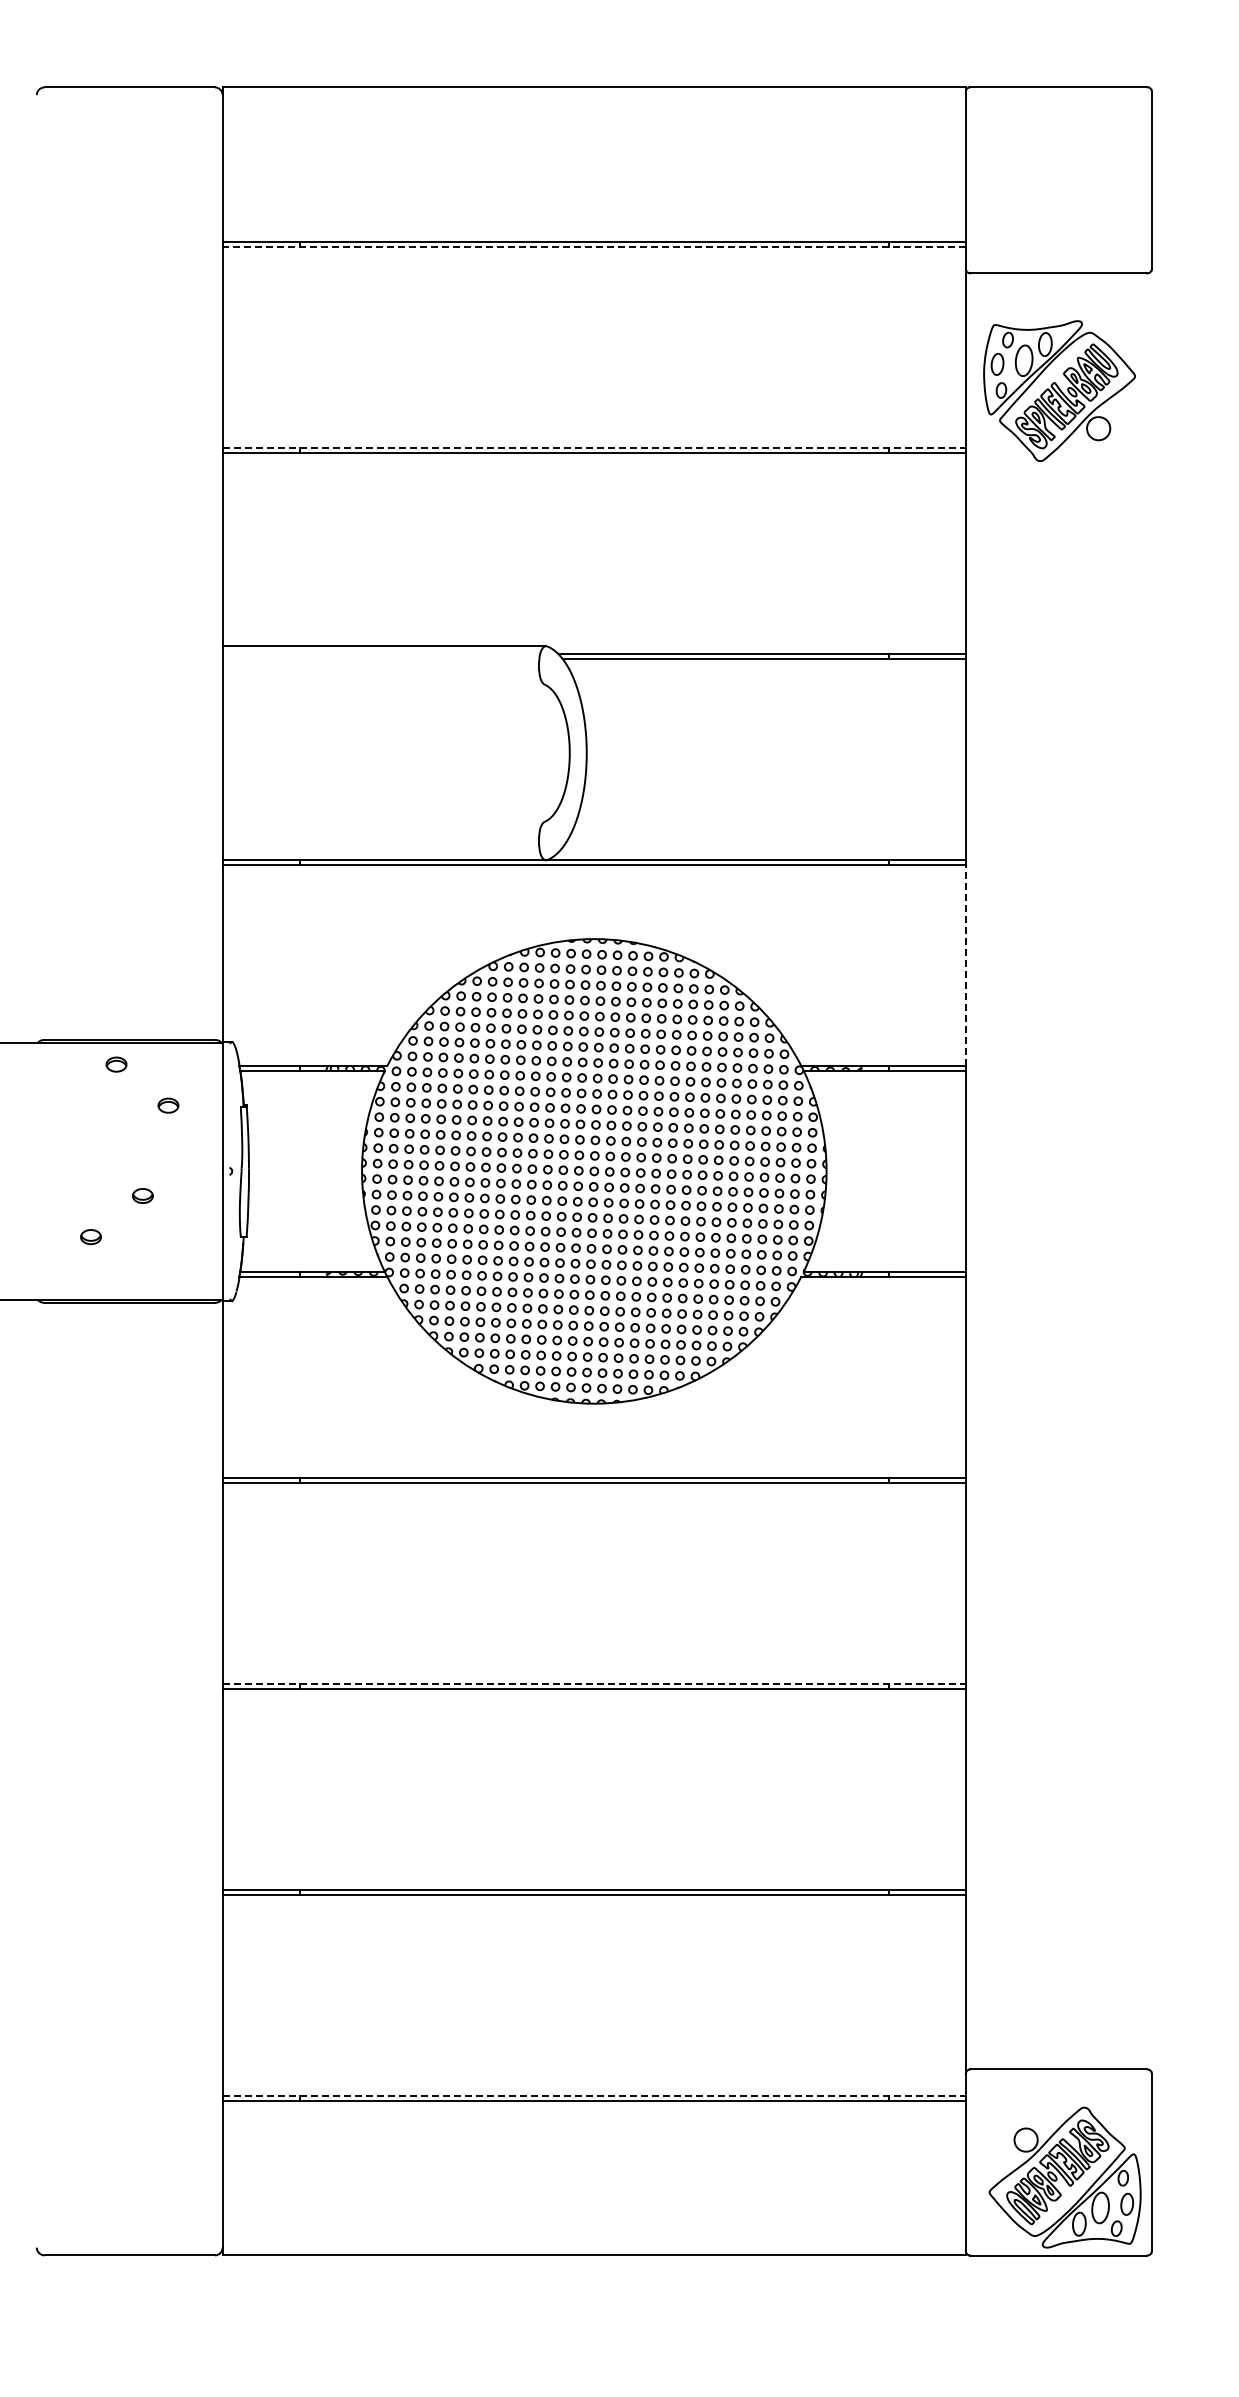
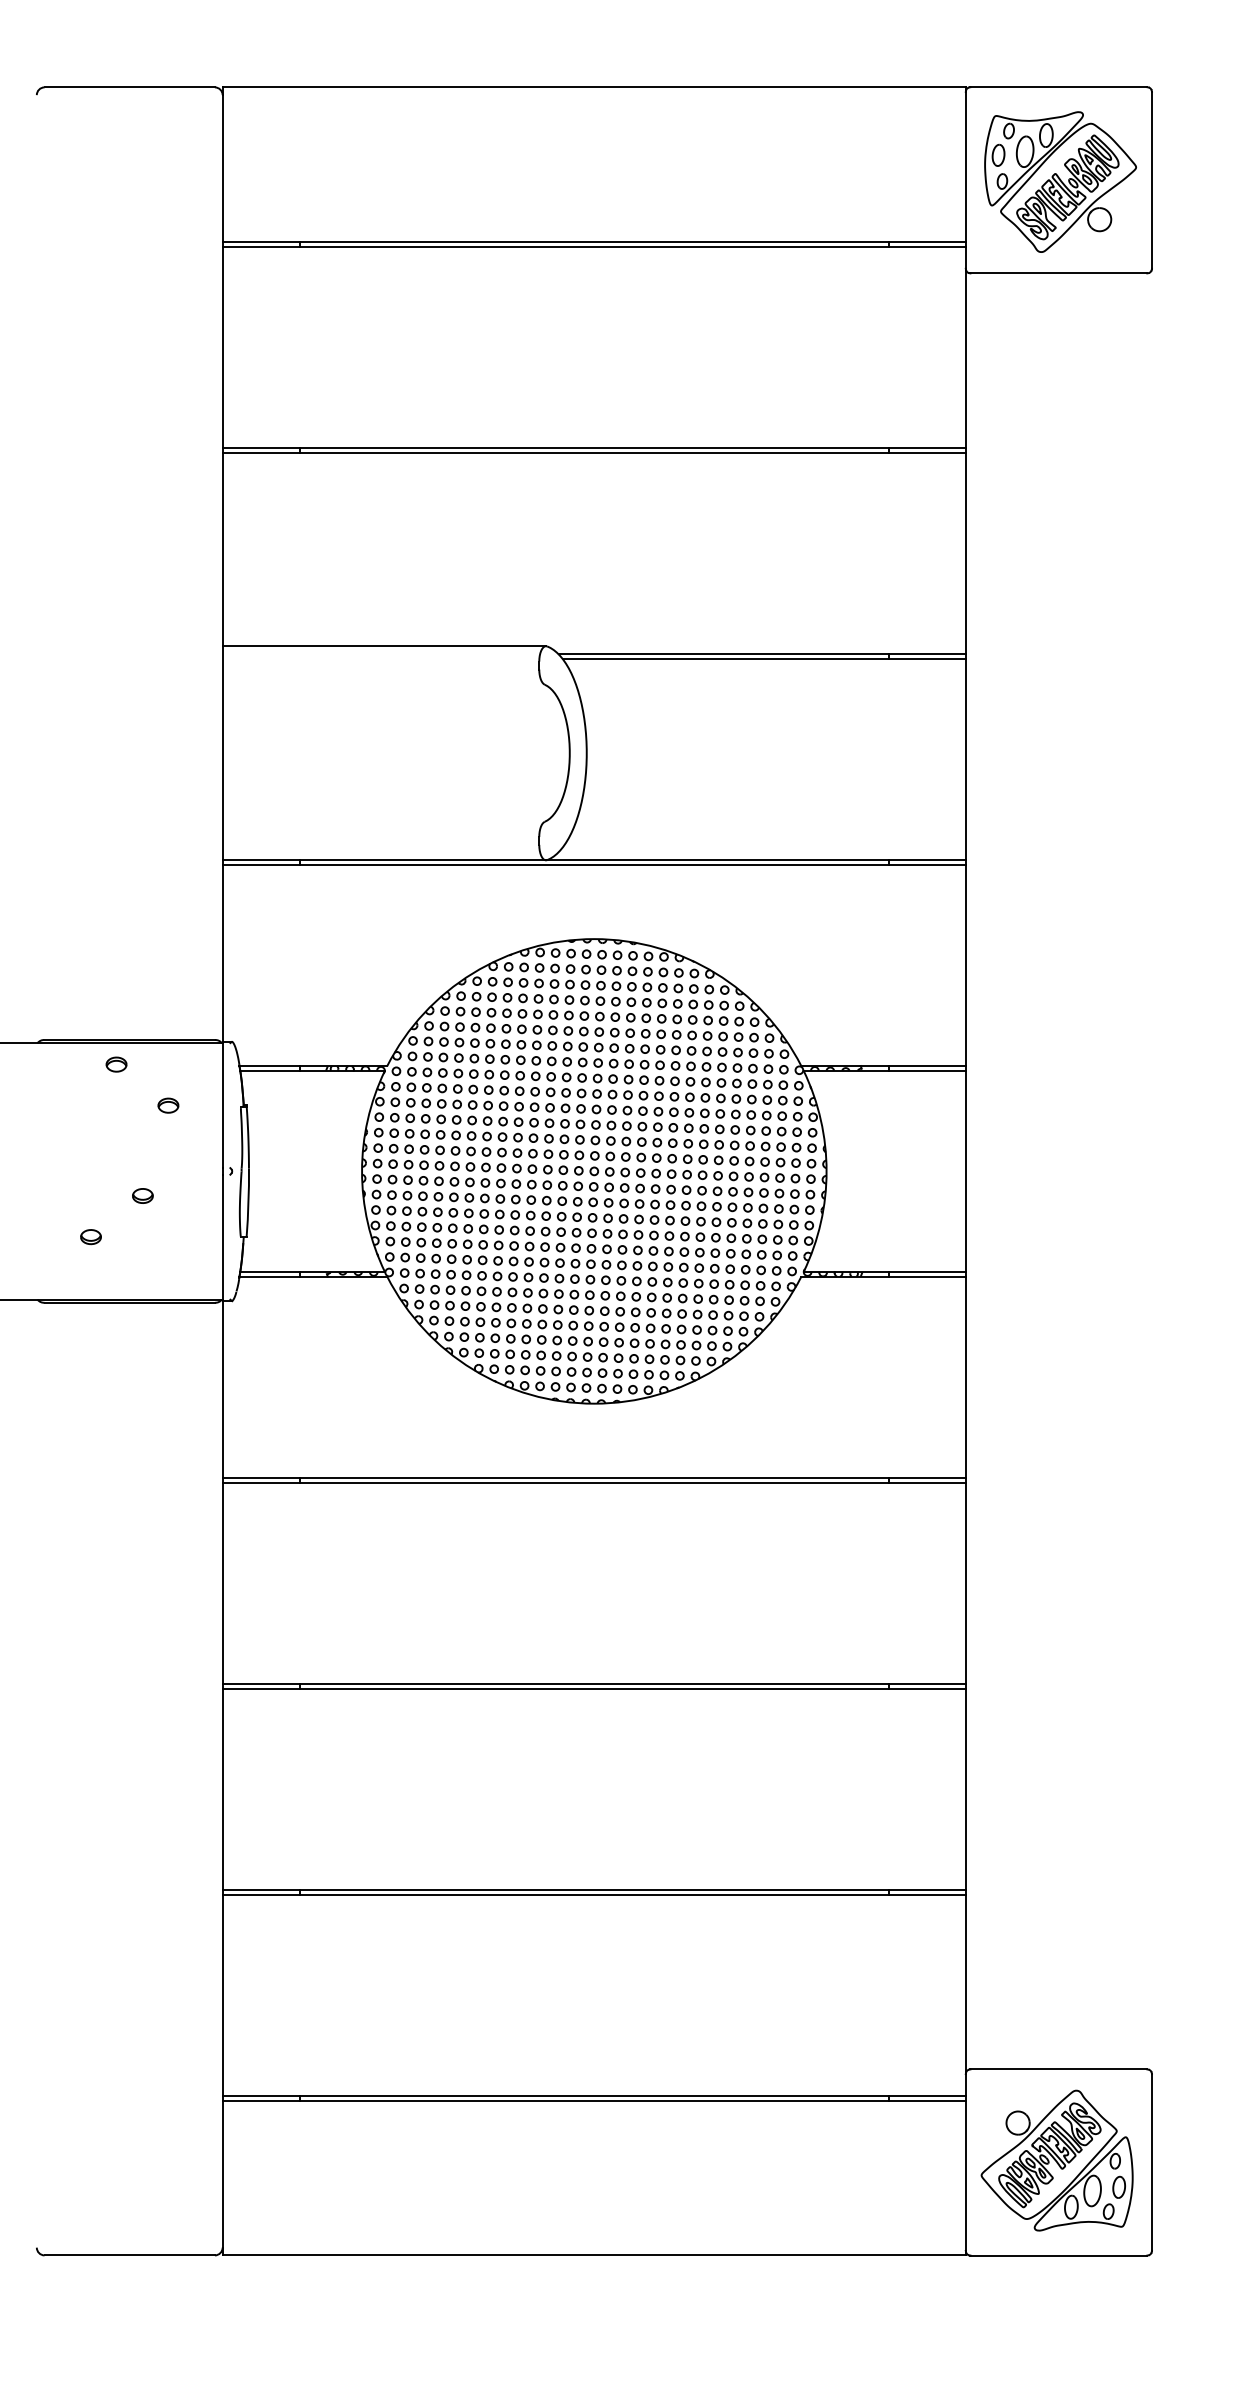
line: dashed -> solid (594, 246)
part position: (1059, 390) -> (1060, 181) (1060, 181)
line: dashed -> solid (594, 448)
line: dashed -> solid (965, 965)
line: dashed -> solid (594, 1683)
line: dashed -> solid (594, 2095)
part position: (1064, 2177) -> (1056, 2160) (1056, 2160)
